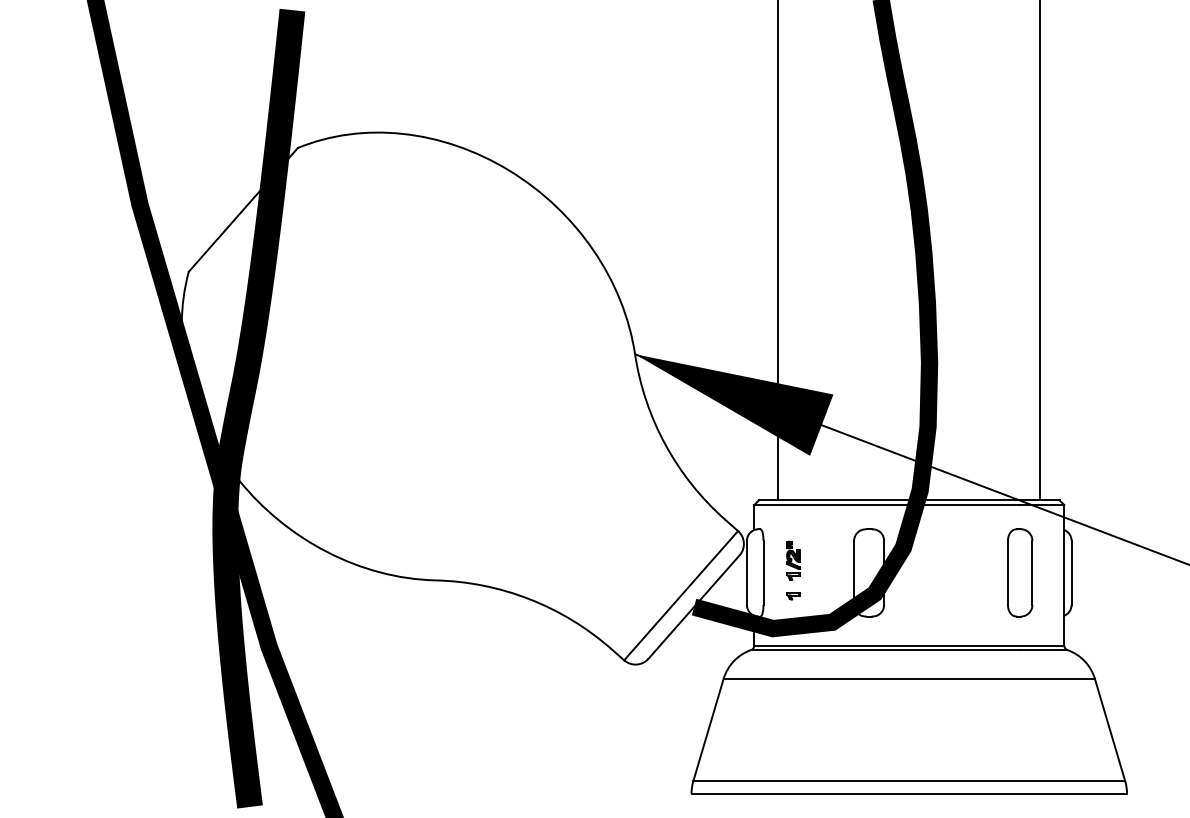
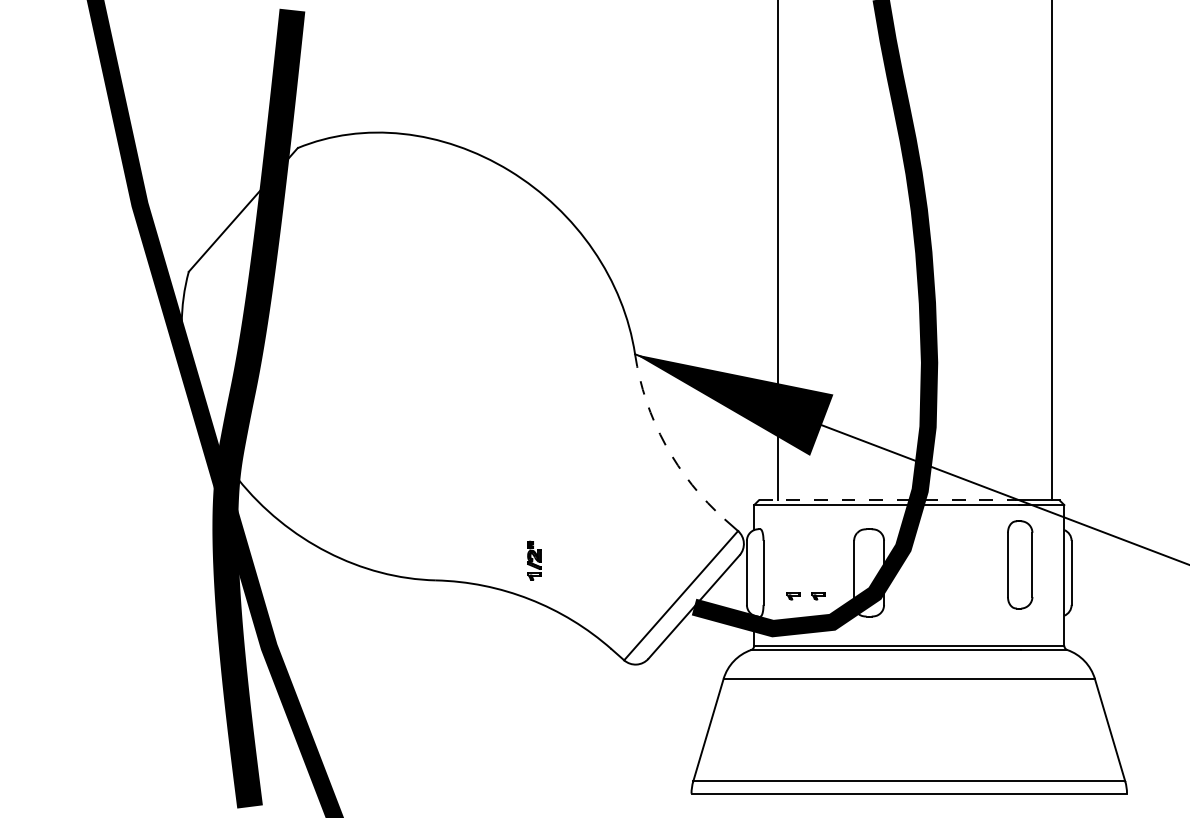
line position: (1040, 251) -> (1052, 251) (1052, 251)
arc: solid -> dashed (665, 445)
line: solid -> dashed (887, 500)
part position: (793, 560) -> (534, 560) (534, 560)
part position: (1020, 572) -> (1020, 564) (1020, 564)
part: none -> present (818, 596)
